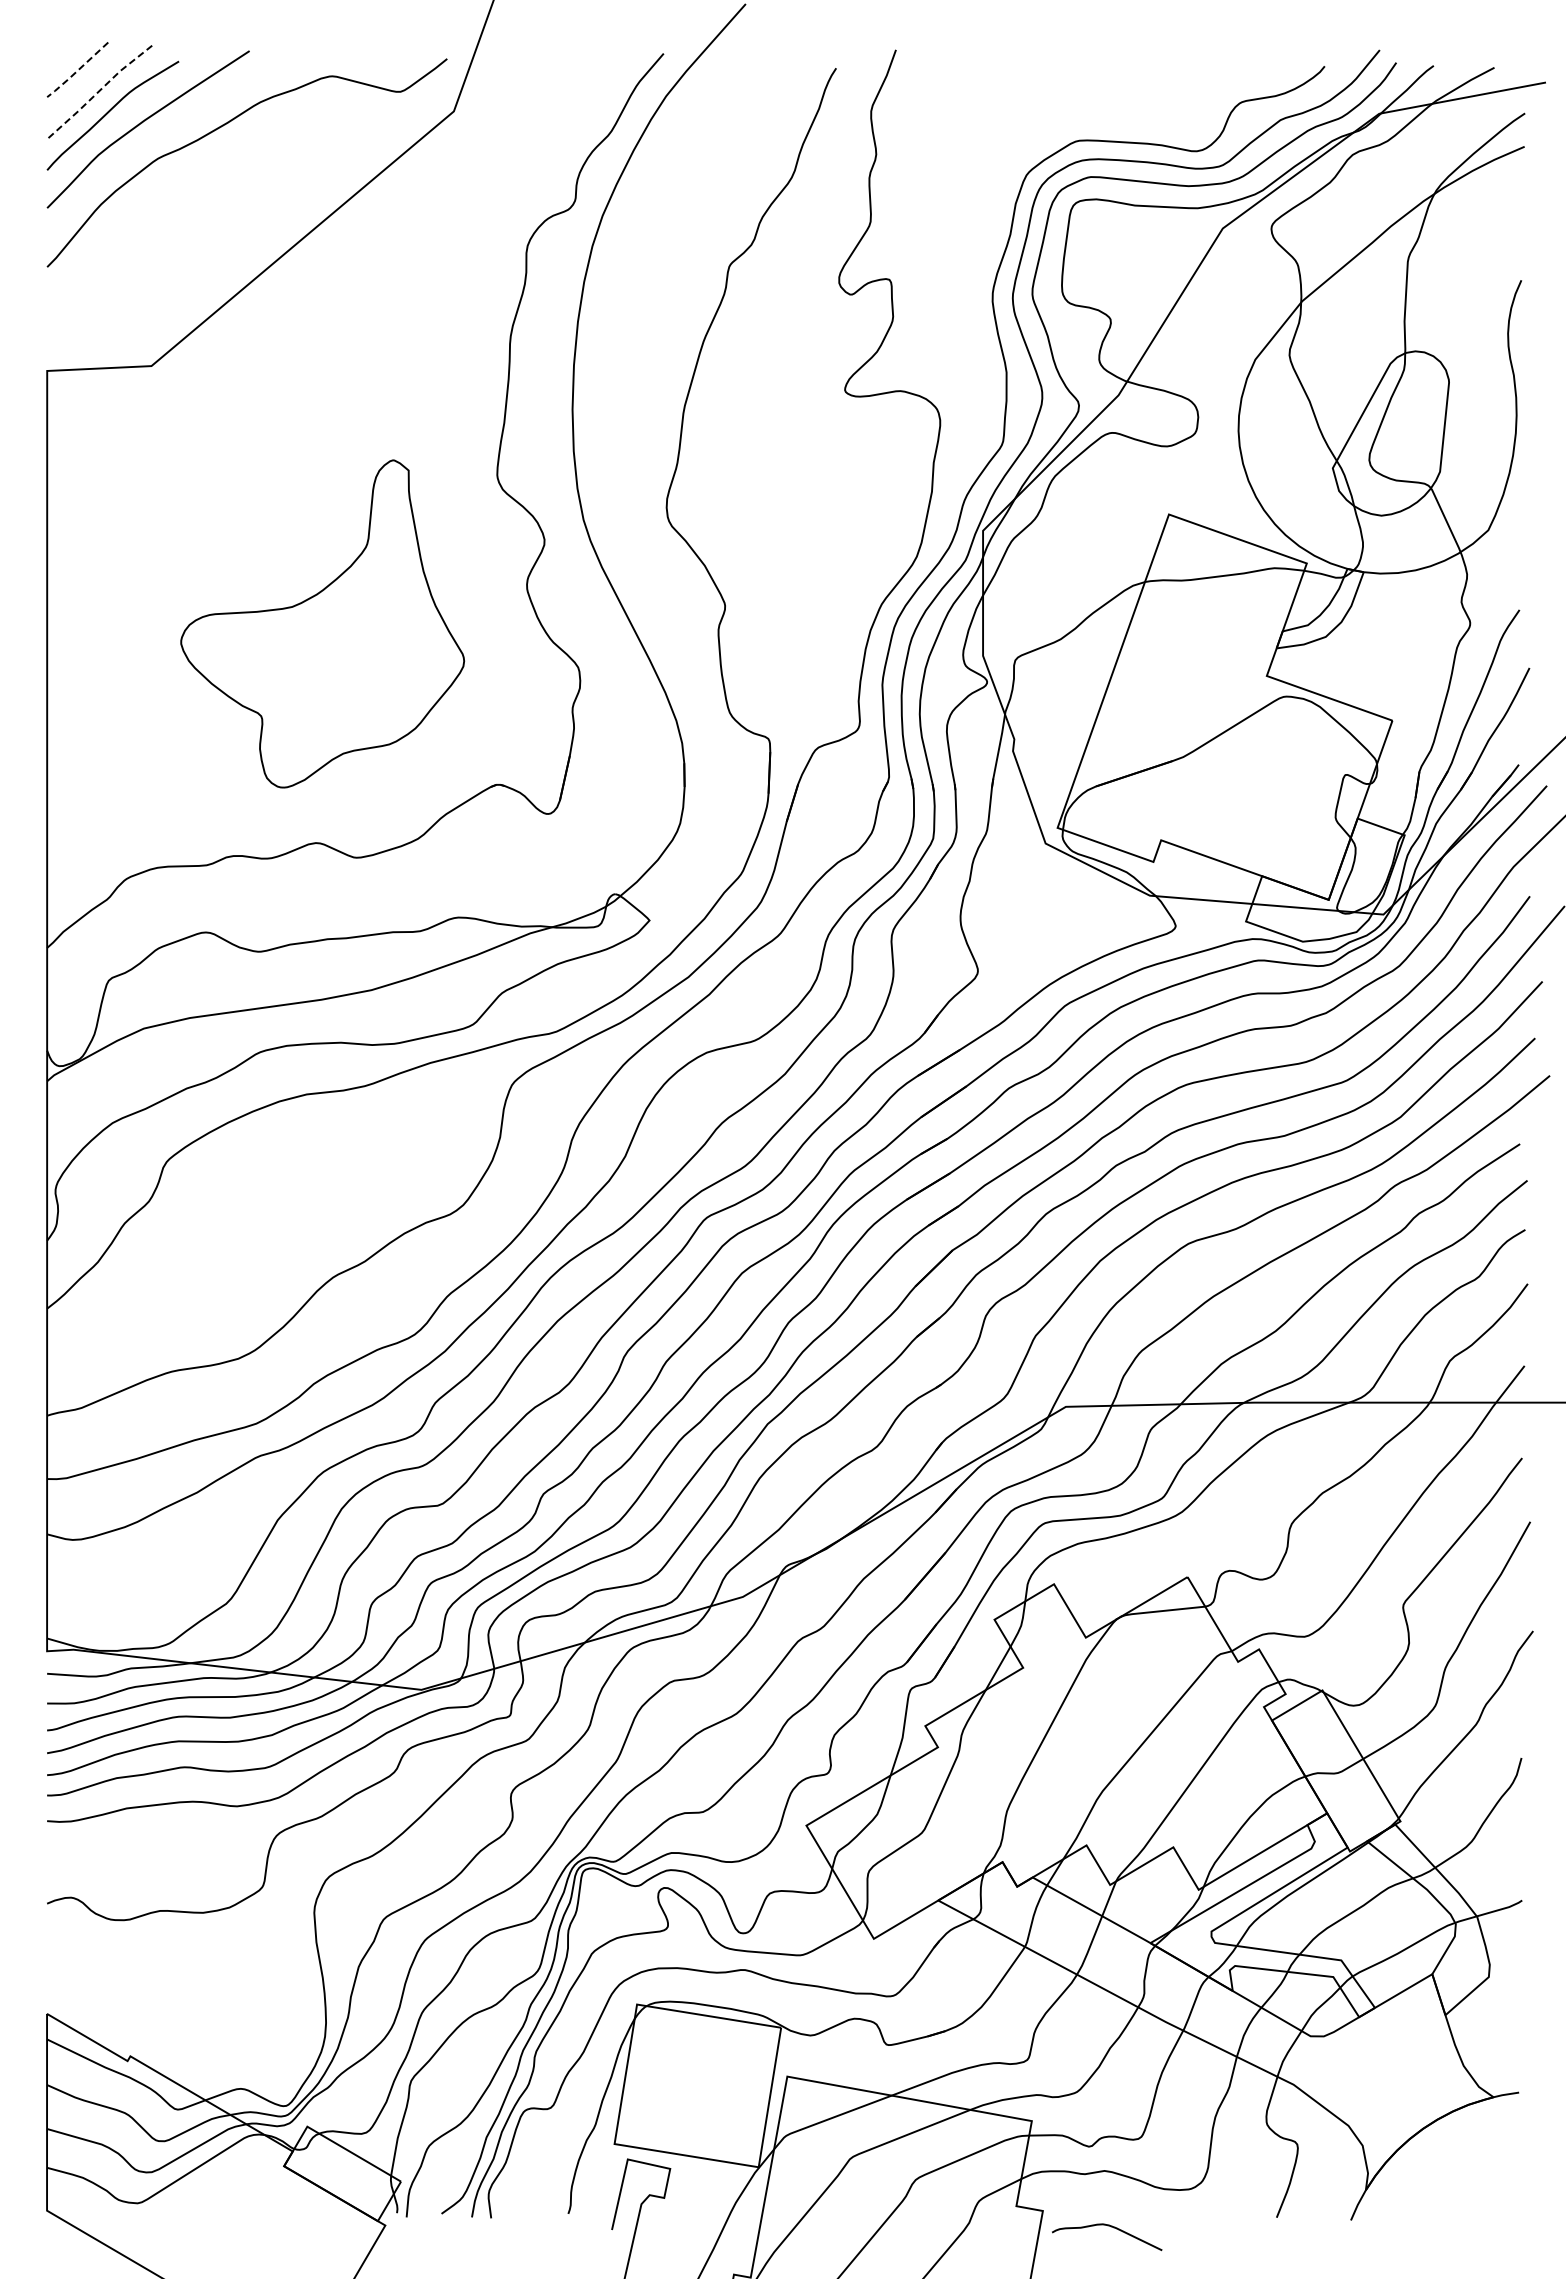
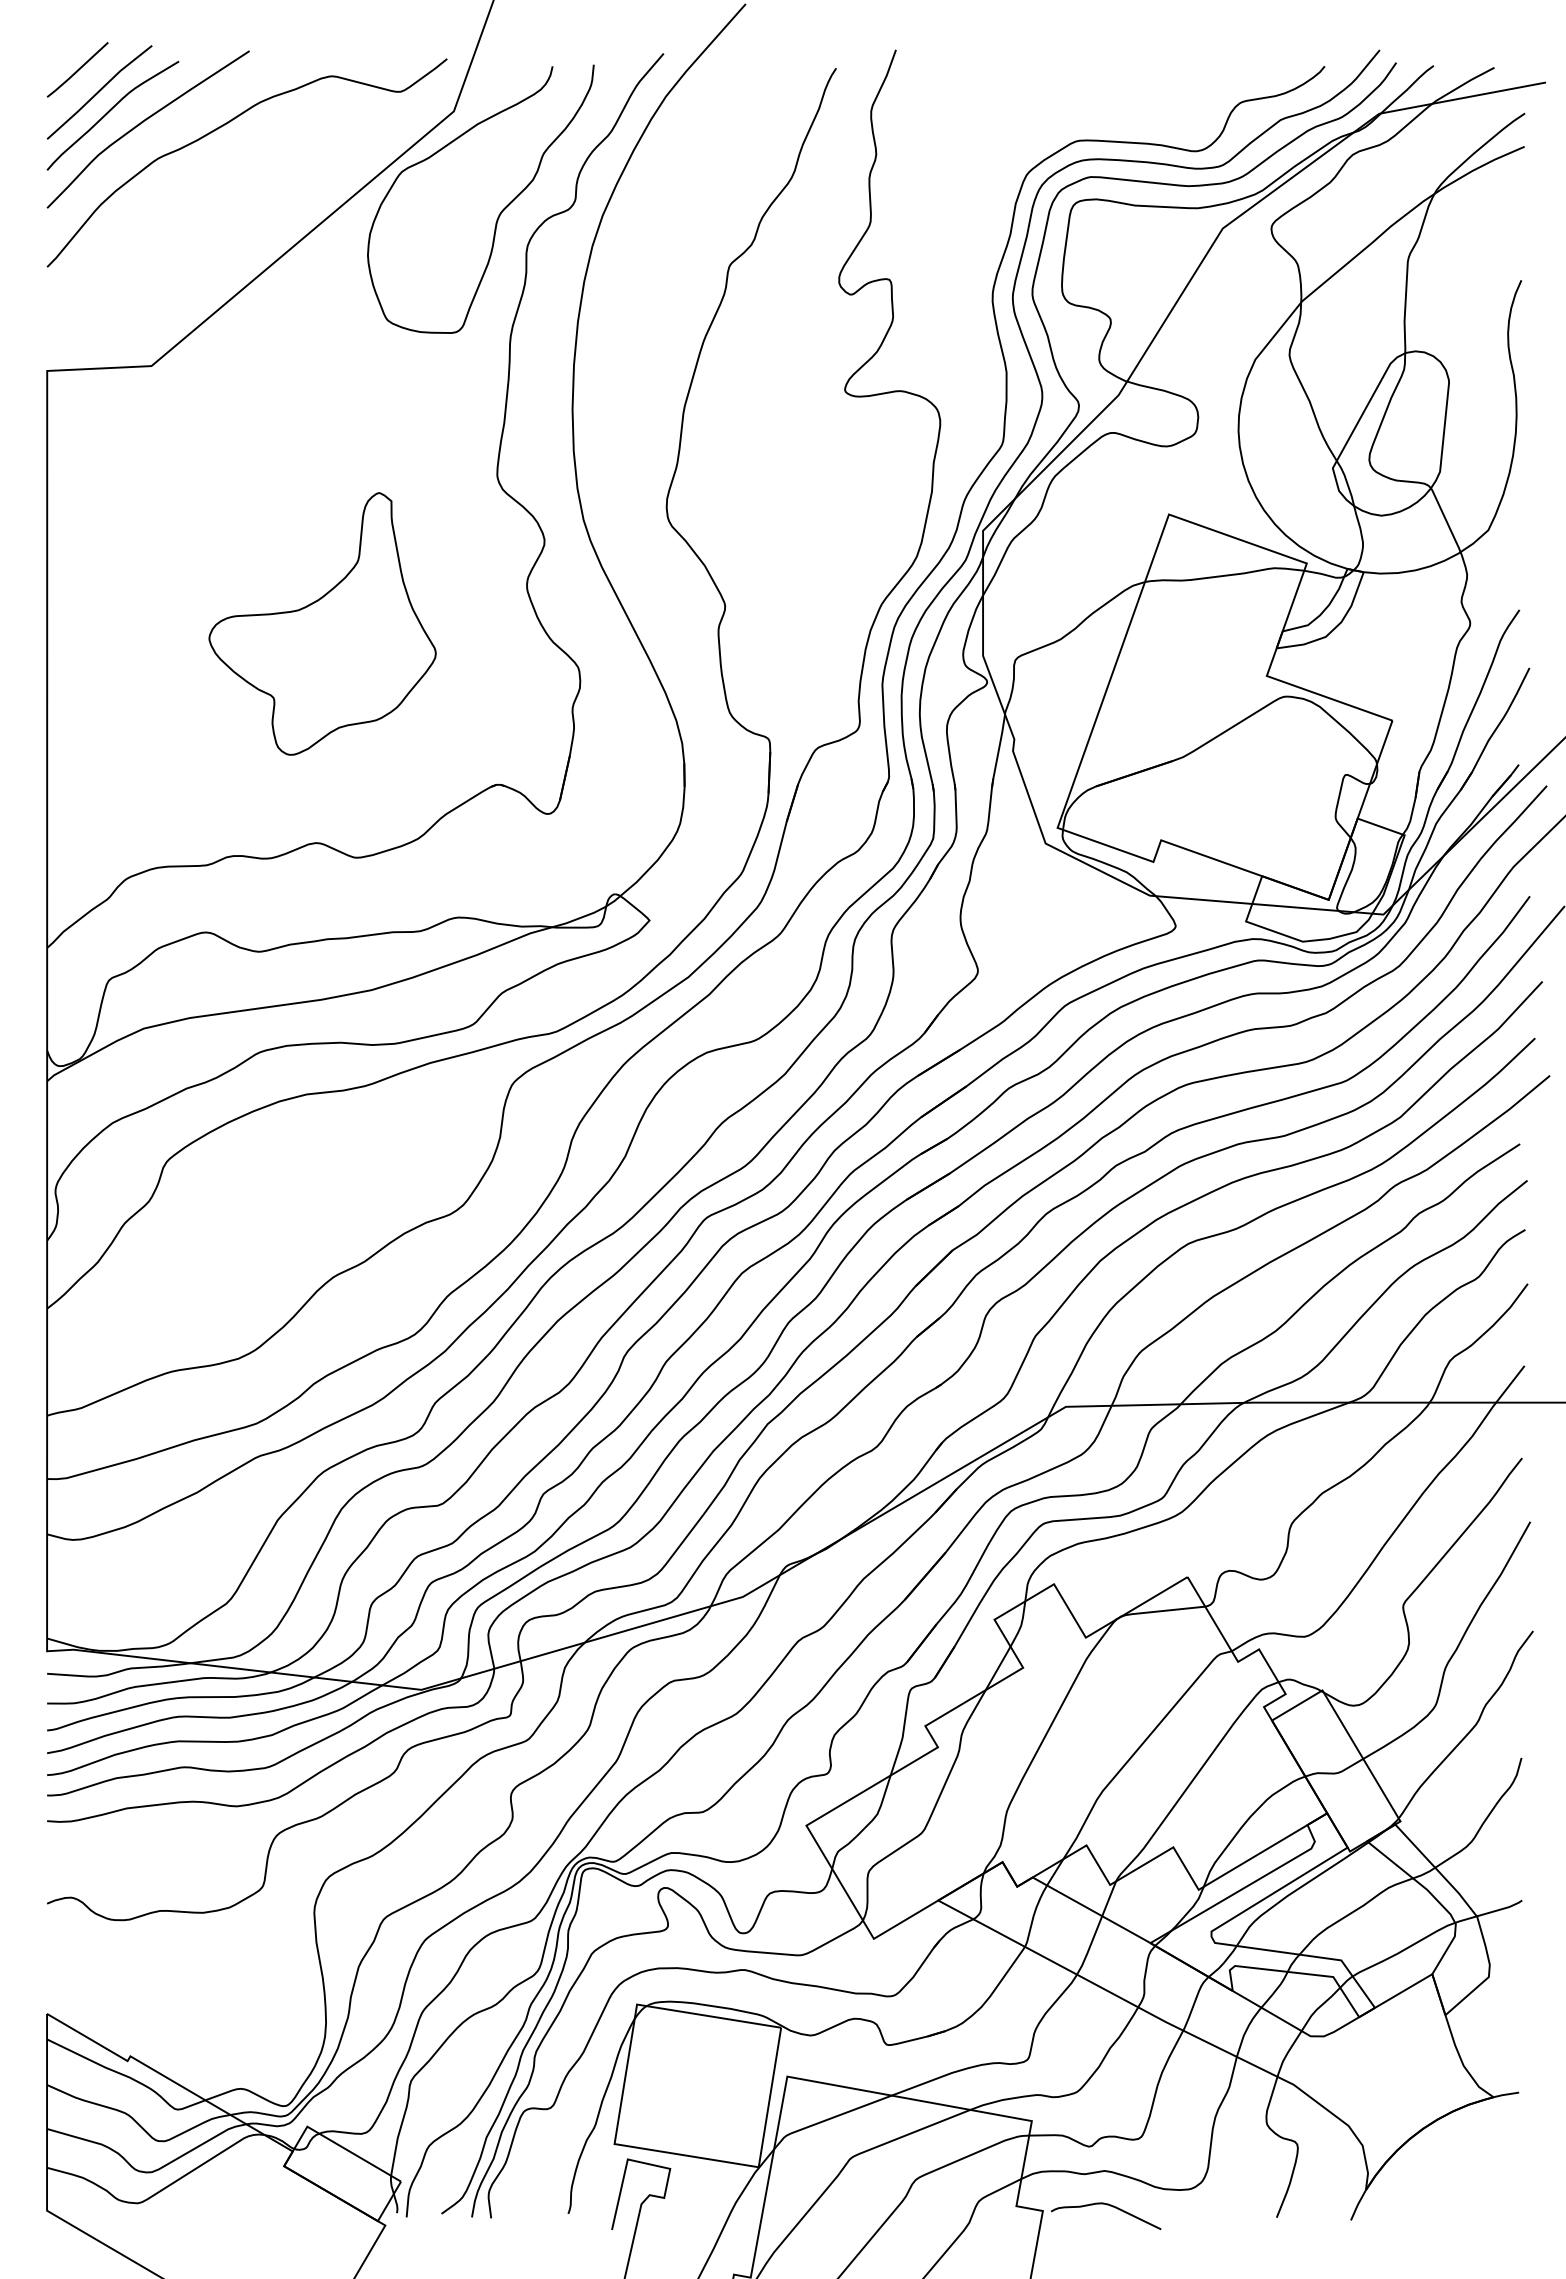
line: dashed -> solid (76, 71)
line: dashed -> solid (98, 91)
curve: none -> present (501, 210)
part size: 286x330 px -> 229x264 px (322, 623)
curve position: (1111, 2227) -> (1110, 2206) (1110, 2206)
